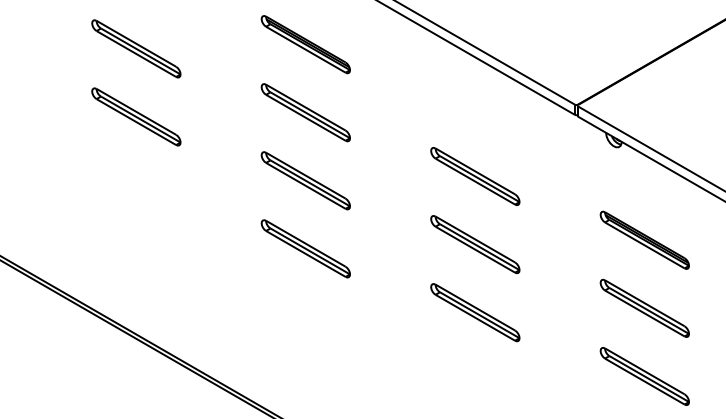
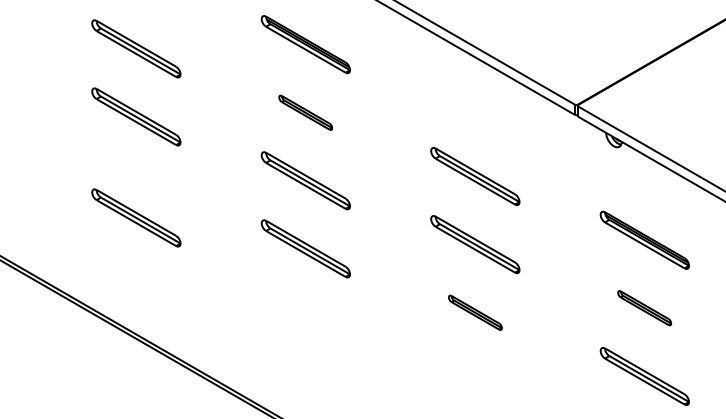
part size: 91x60 px -> 56x37 px (305, 112)
part: none -> present (136, 217)
part size: 91x60 px -> 56x37 px (644, 308)
part size: 91x60 px -> 55x37 px (475, 312)
